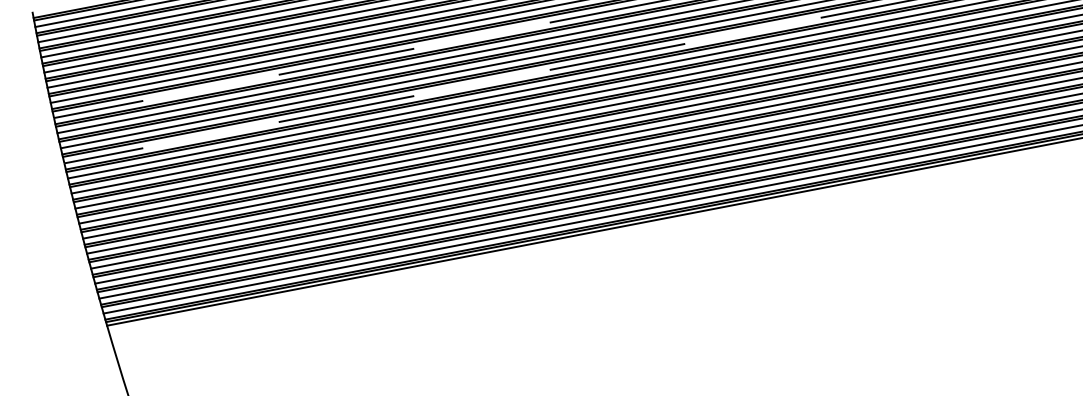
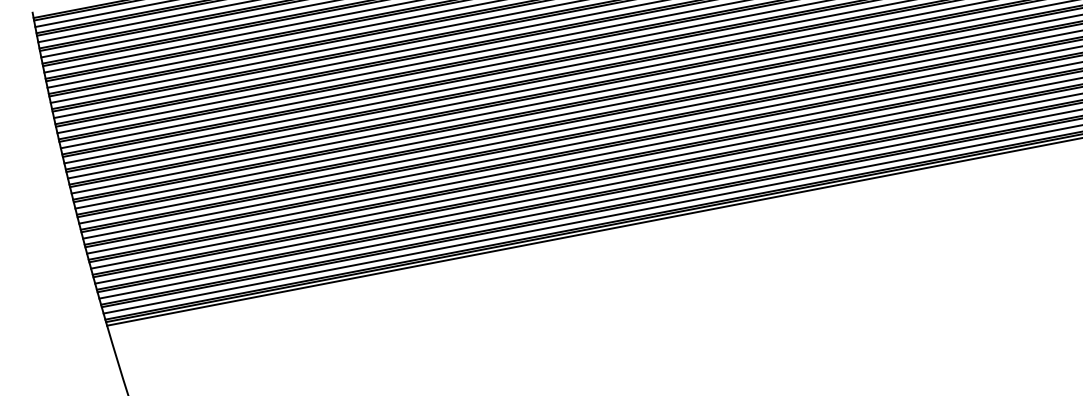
line: dashed -> solid (360, 59)
line: dashed -> solid (488, 81)
